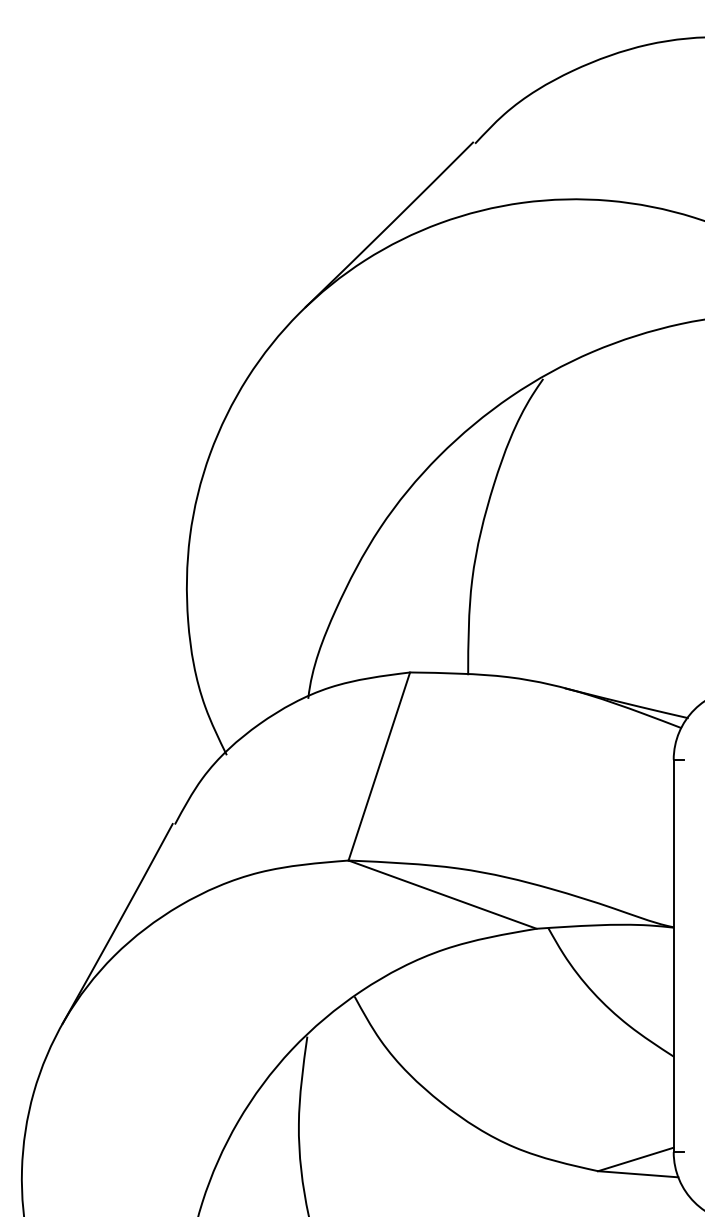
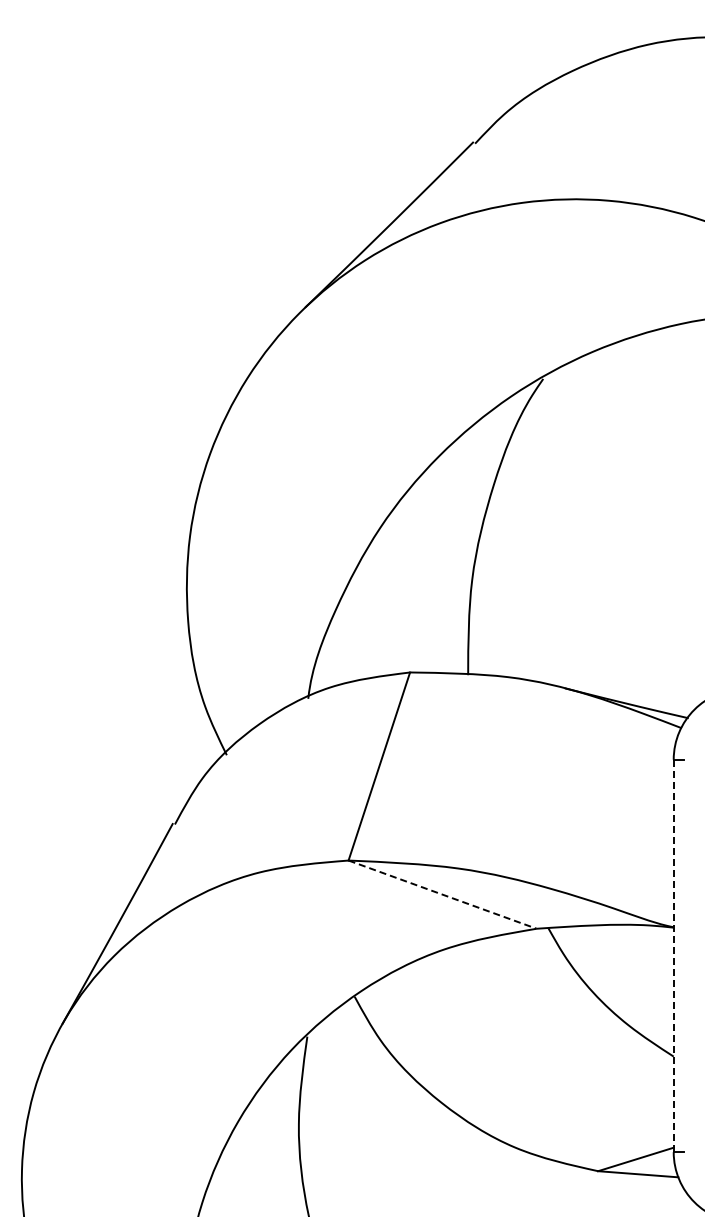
line: solid -> dashed (443, 894)
line: solid -> dashed (673, 955)
